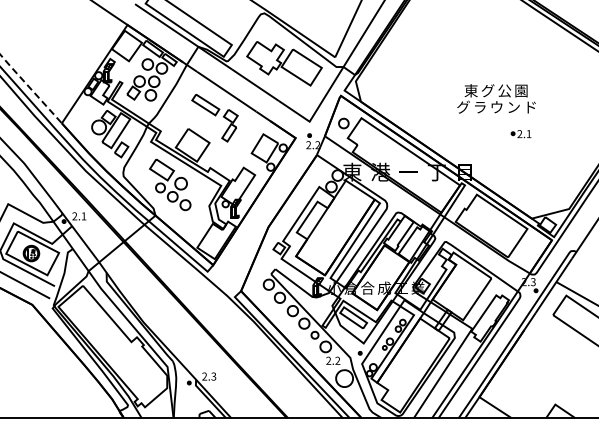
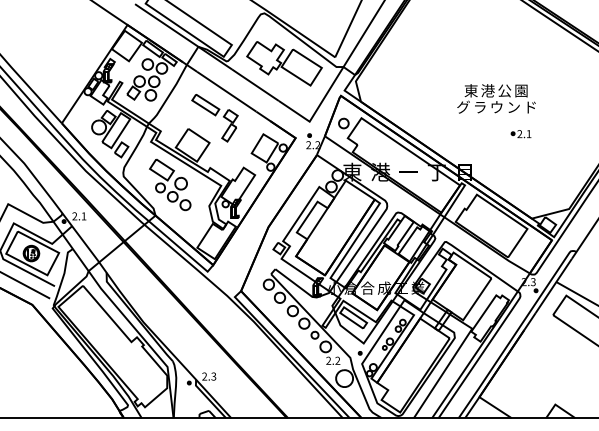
line: dashed -> solid (30, 88)
text: グ -> 港 (487, 90)
